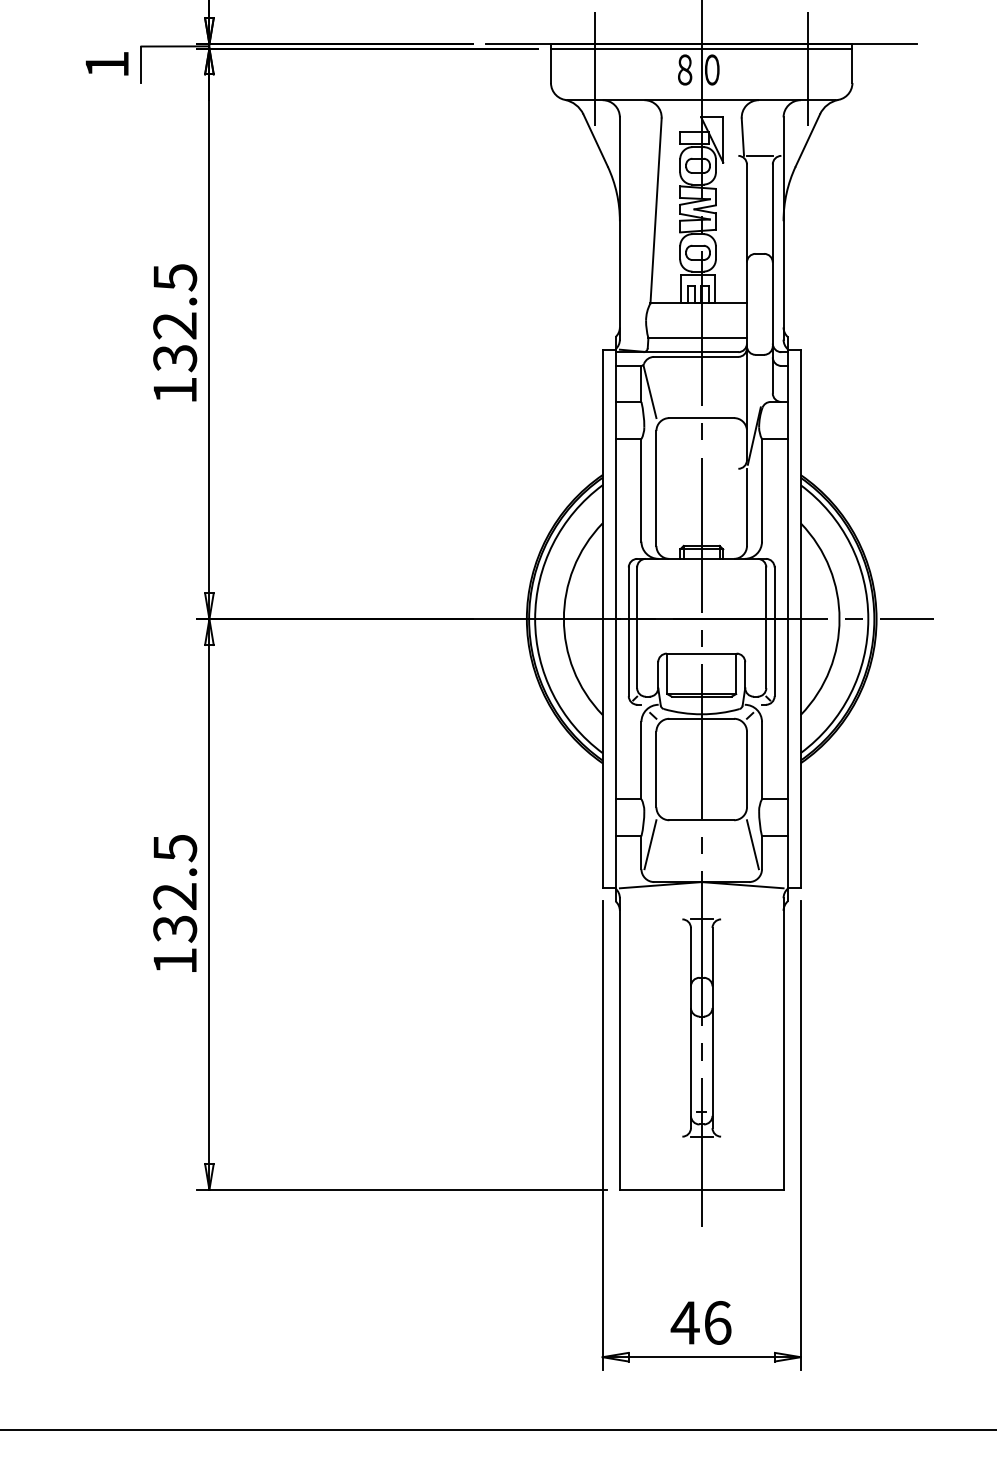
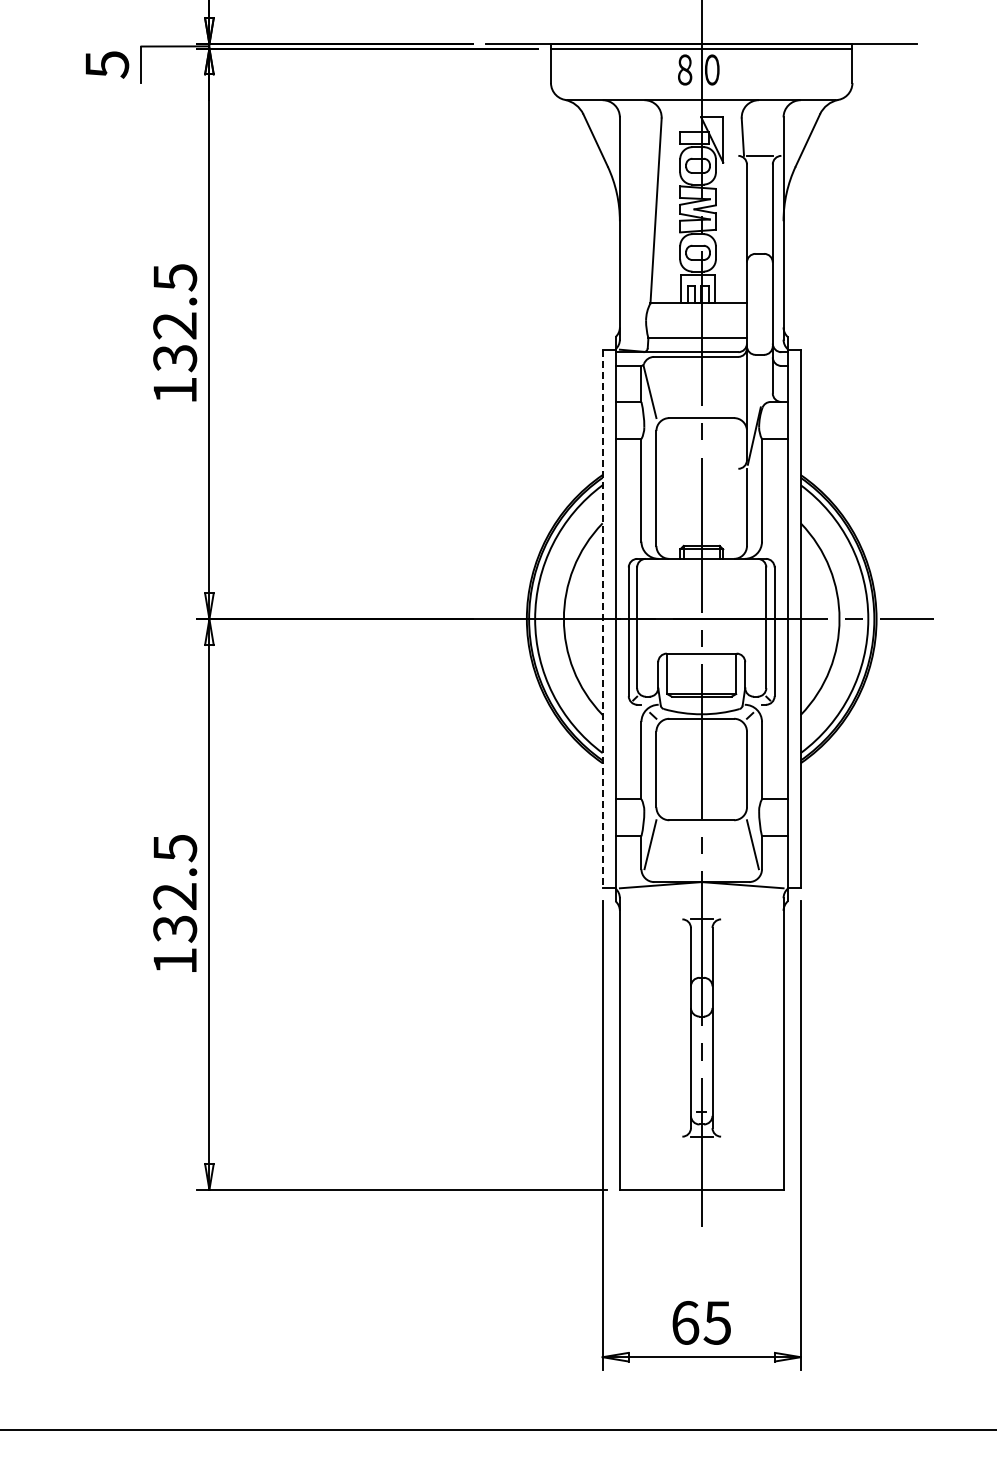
text: 1 -> 5 (107, 64)
line: present -> none (595, 69)
line: present -> none (808, 69)
line: solid -> dashed (602, 619)
text: 46 -> 65 (700, 1322)
